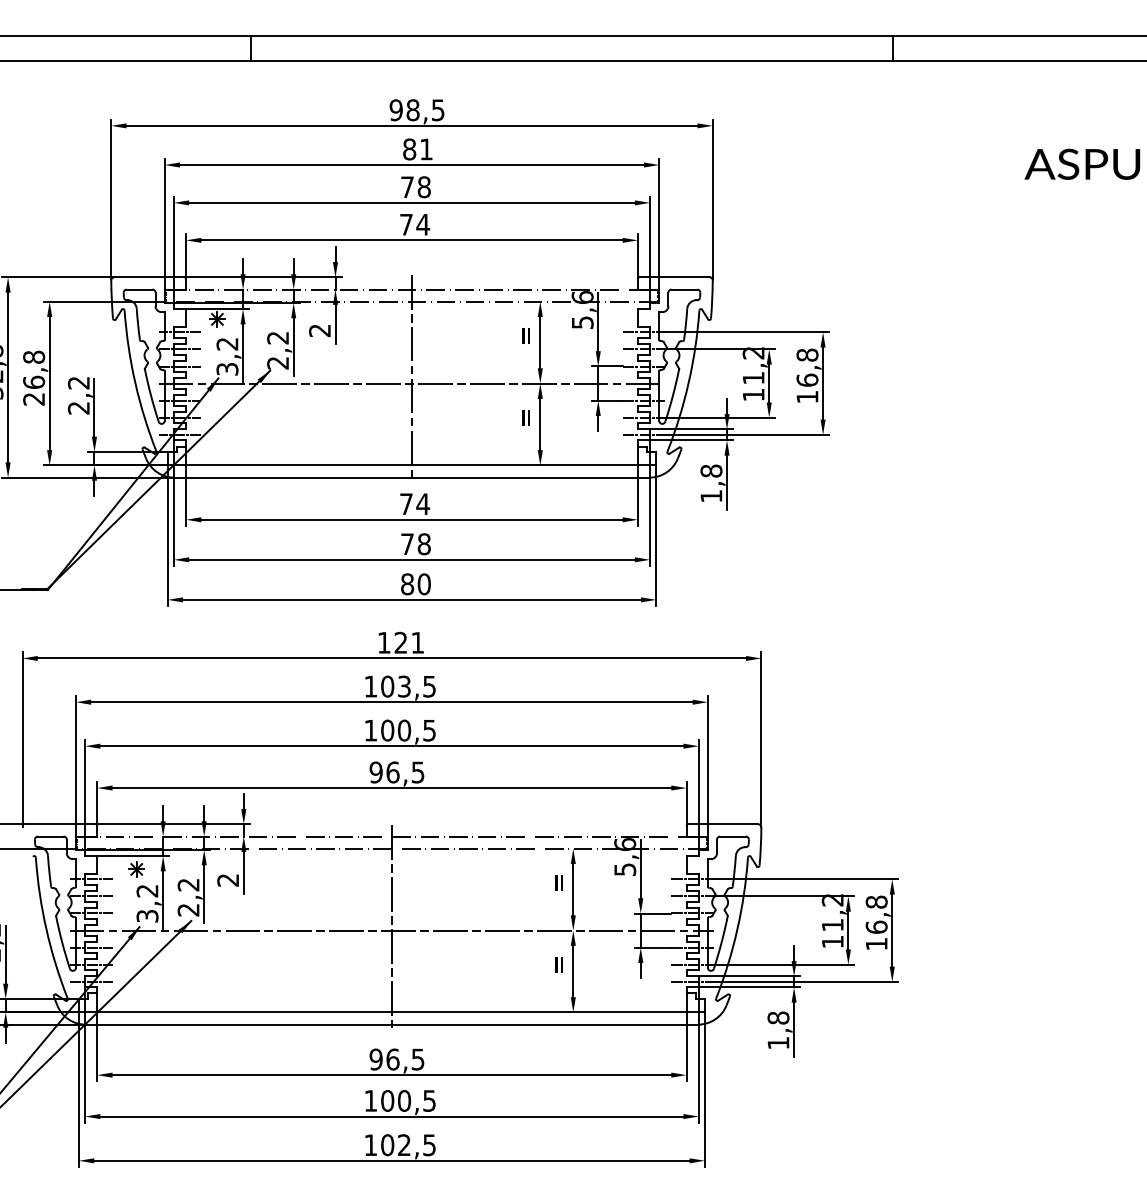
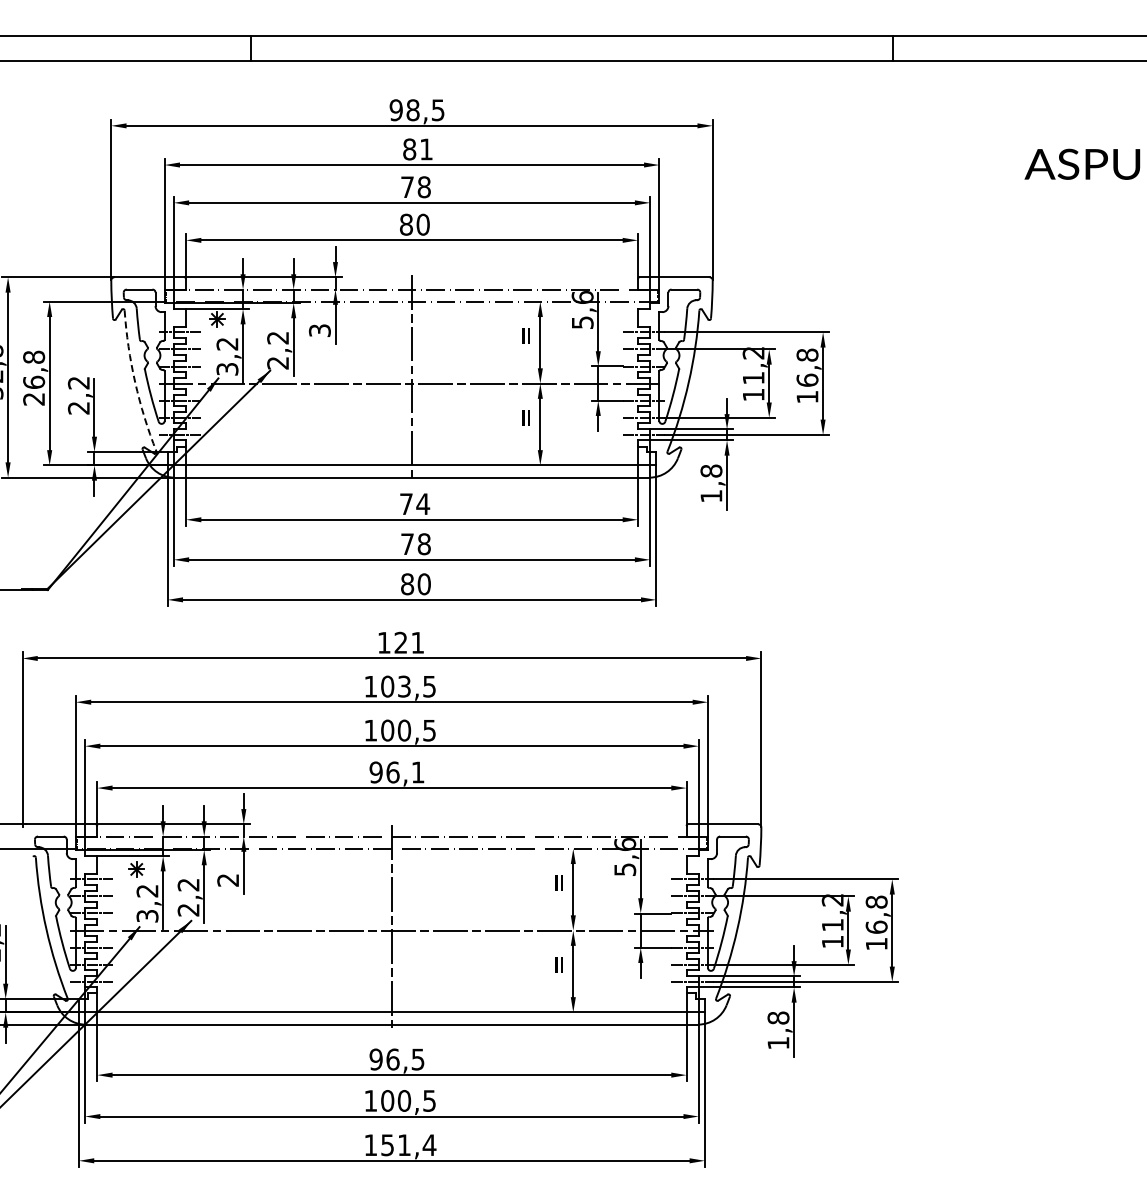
text: 74 -> 80 (415, 224)
text: 2 -> 3 (319, 330)
arc: solid -> dashed (135, 382)
text: 96,5 -> 96,1 (417, 772)
text: 102,5 -> 151,4 (408, 1145)
